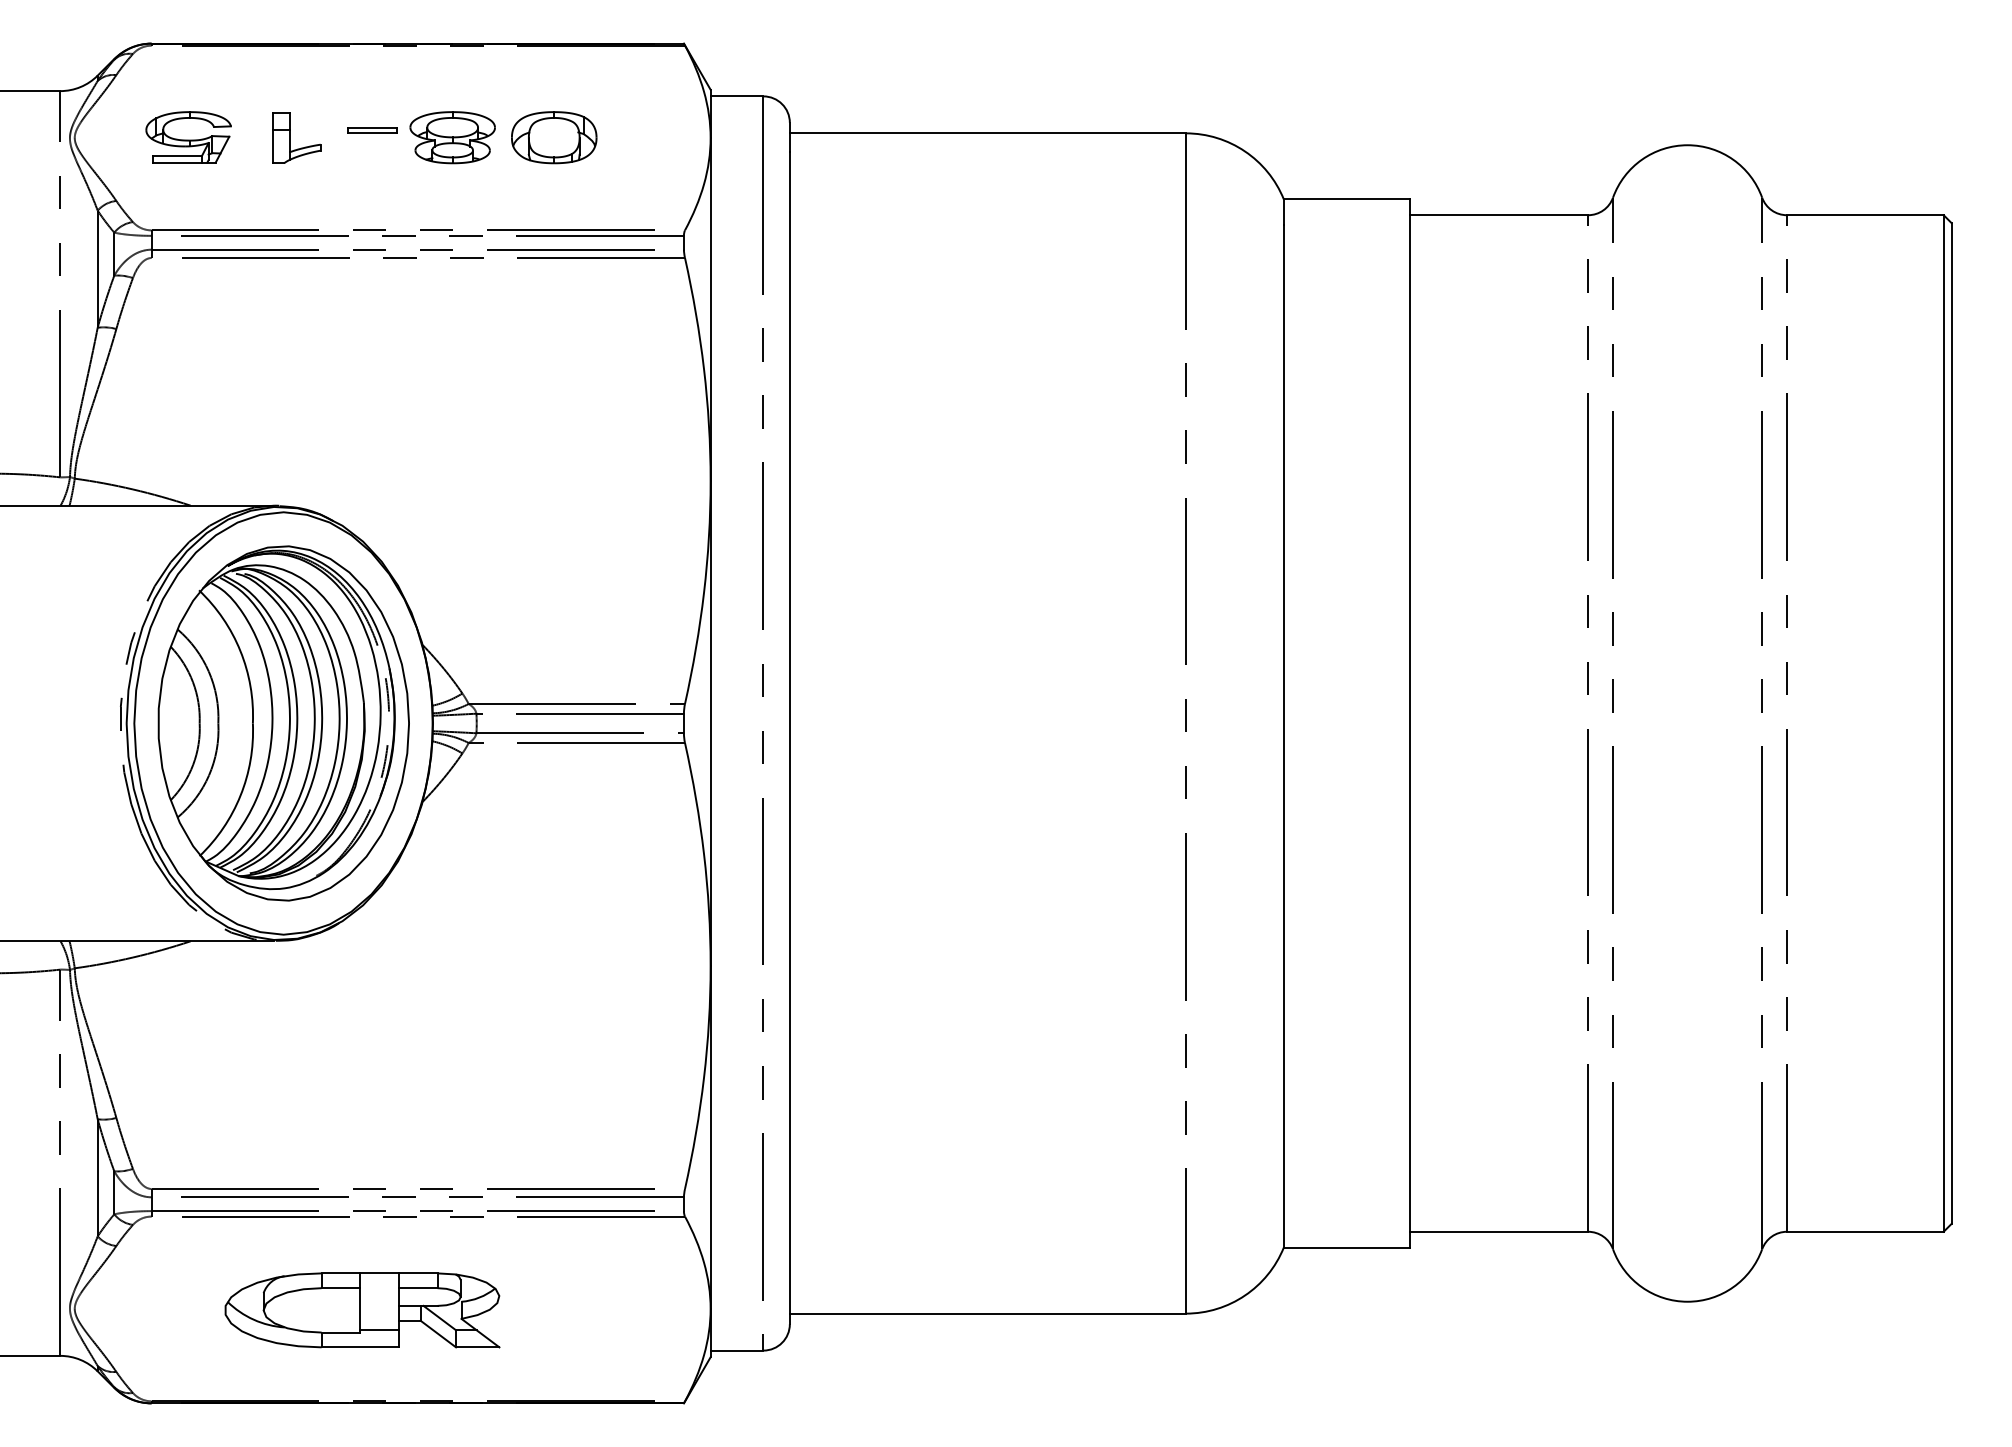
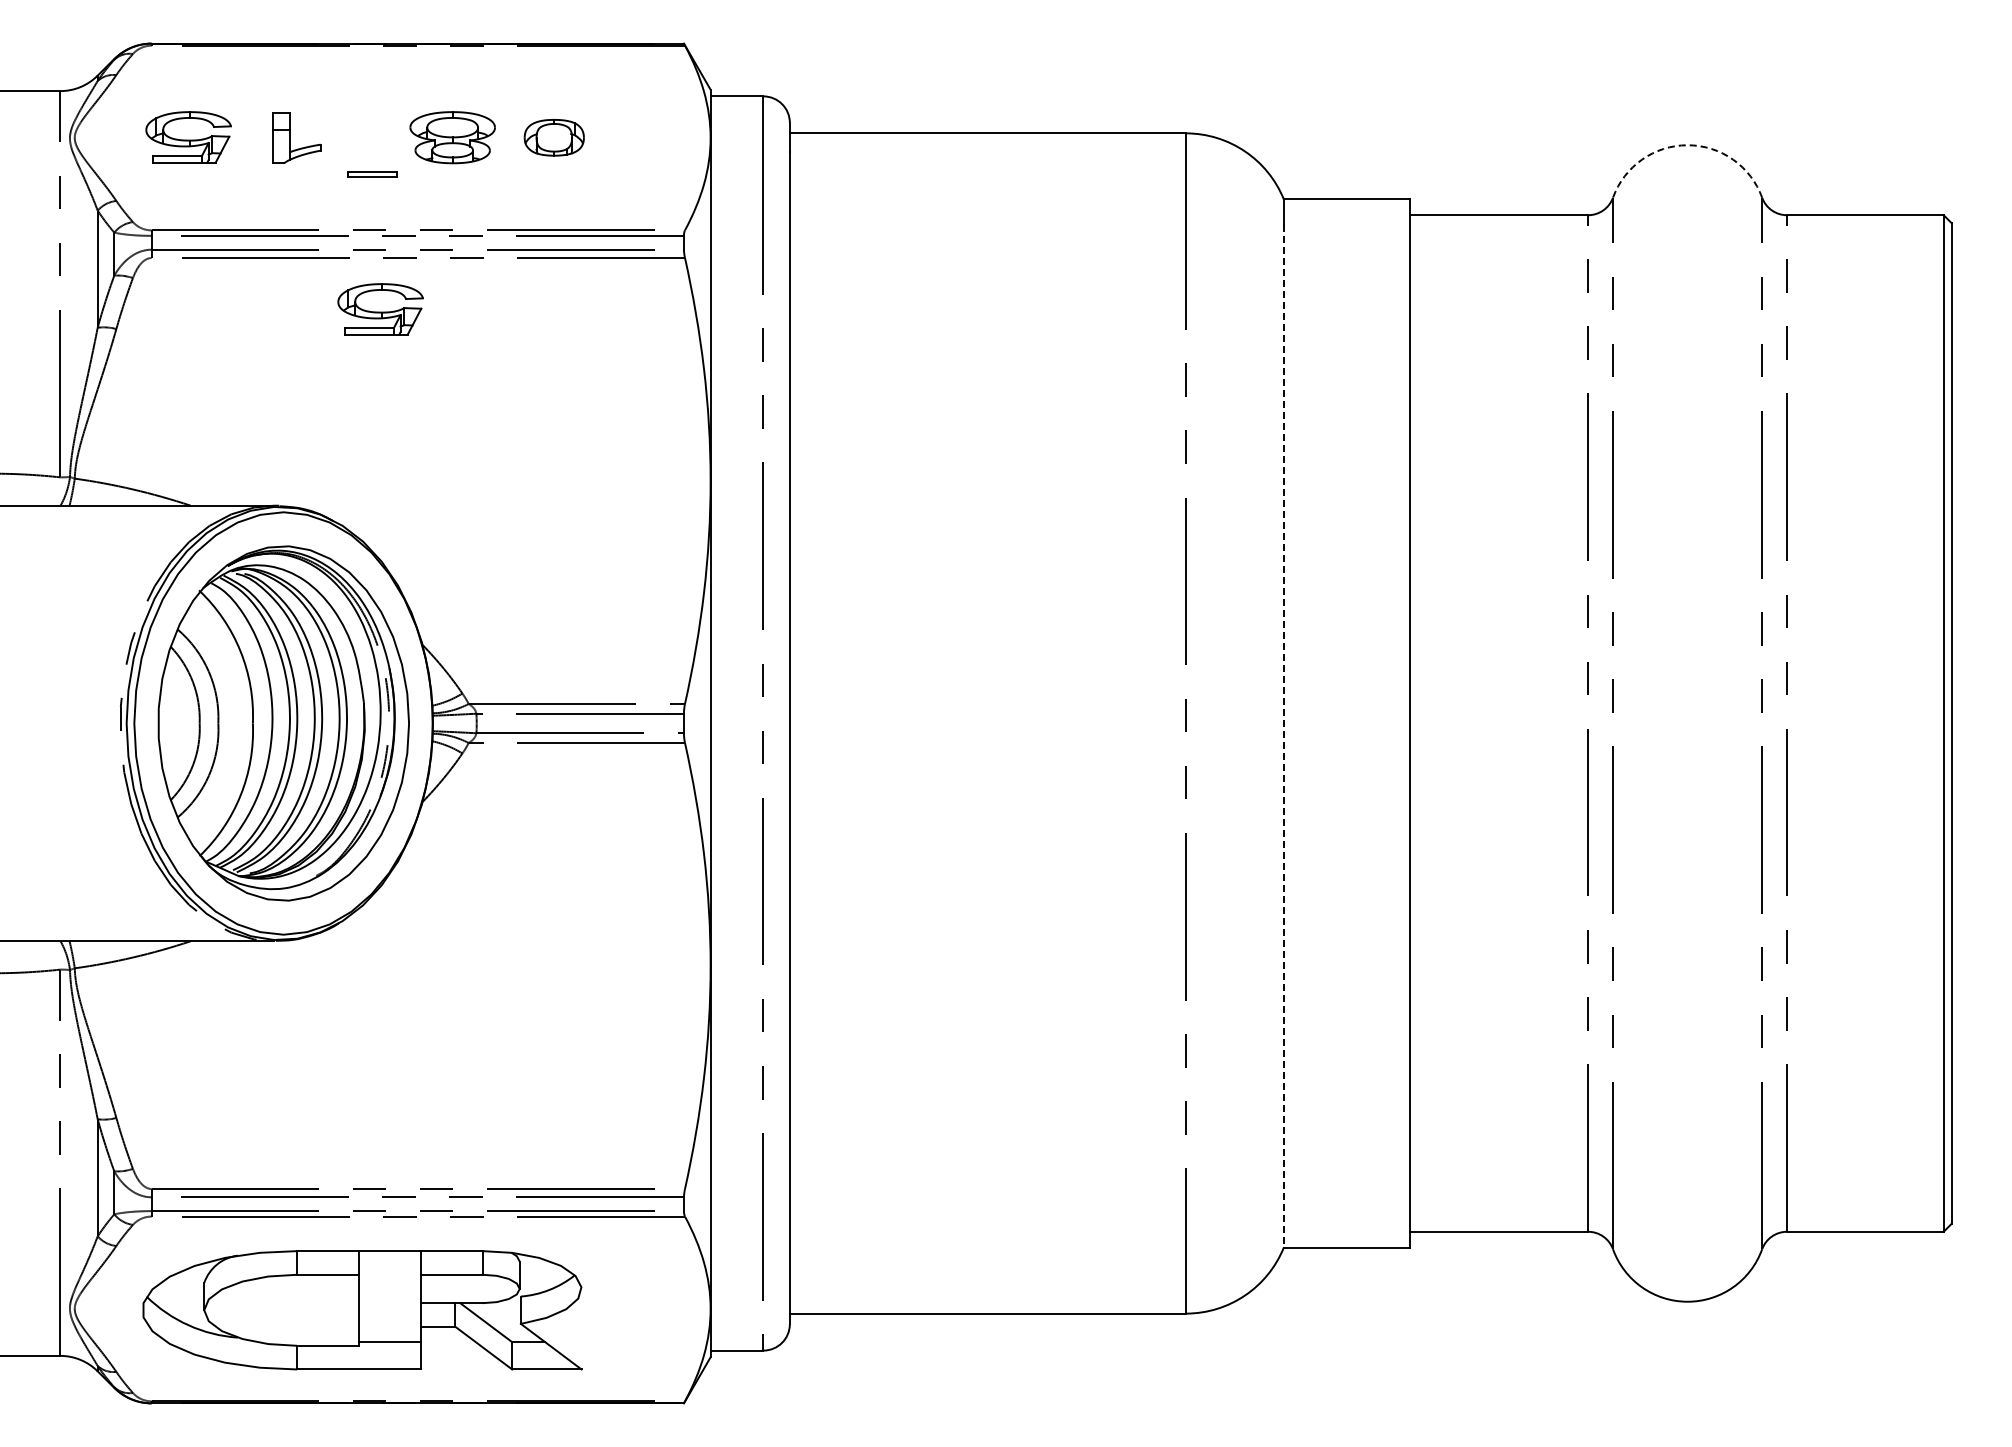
part position: (372, 130) -> (372, 174) (372, 174)
part size: 87x54 px -> 62x38 px (553, 137)
arc: solid -> dashed (1687, 145)
part: none -> present (380, 309)
line: solid -> dashed (1283, 736)
part size: 277x77 px -> 441x121 px (362, 1310)
